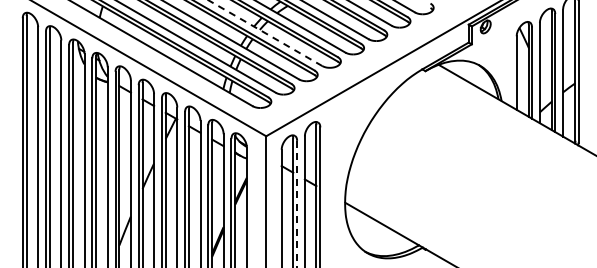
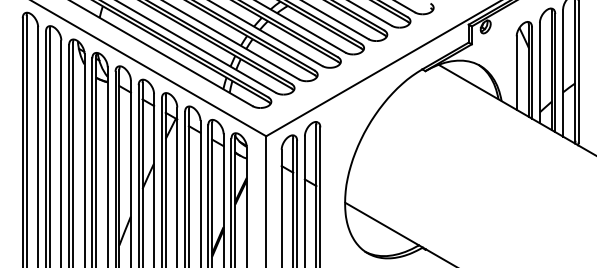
line: dashed -> solid (265, 33)
line: dashed -> solid (297, 204)
